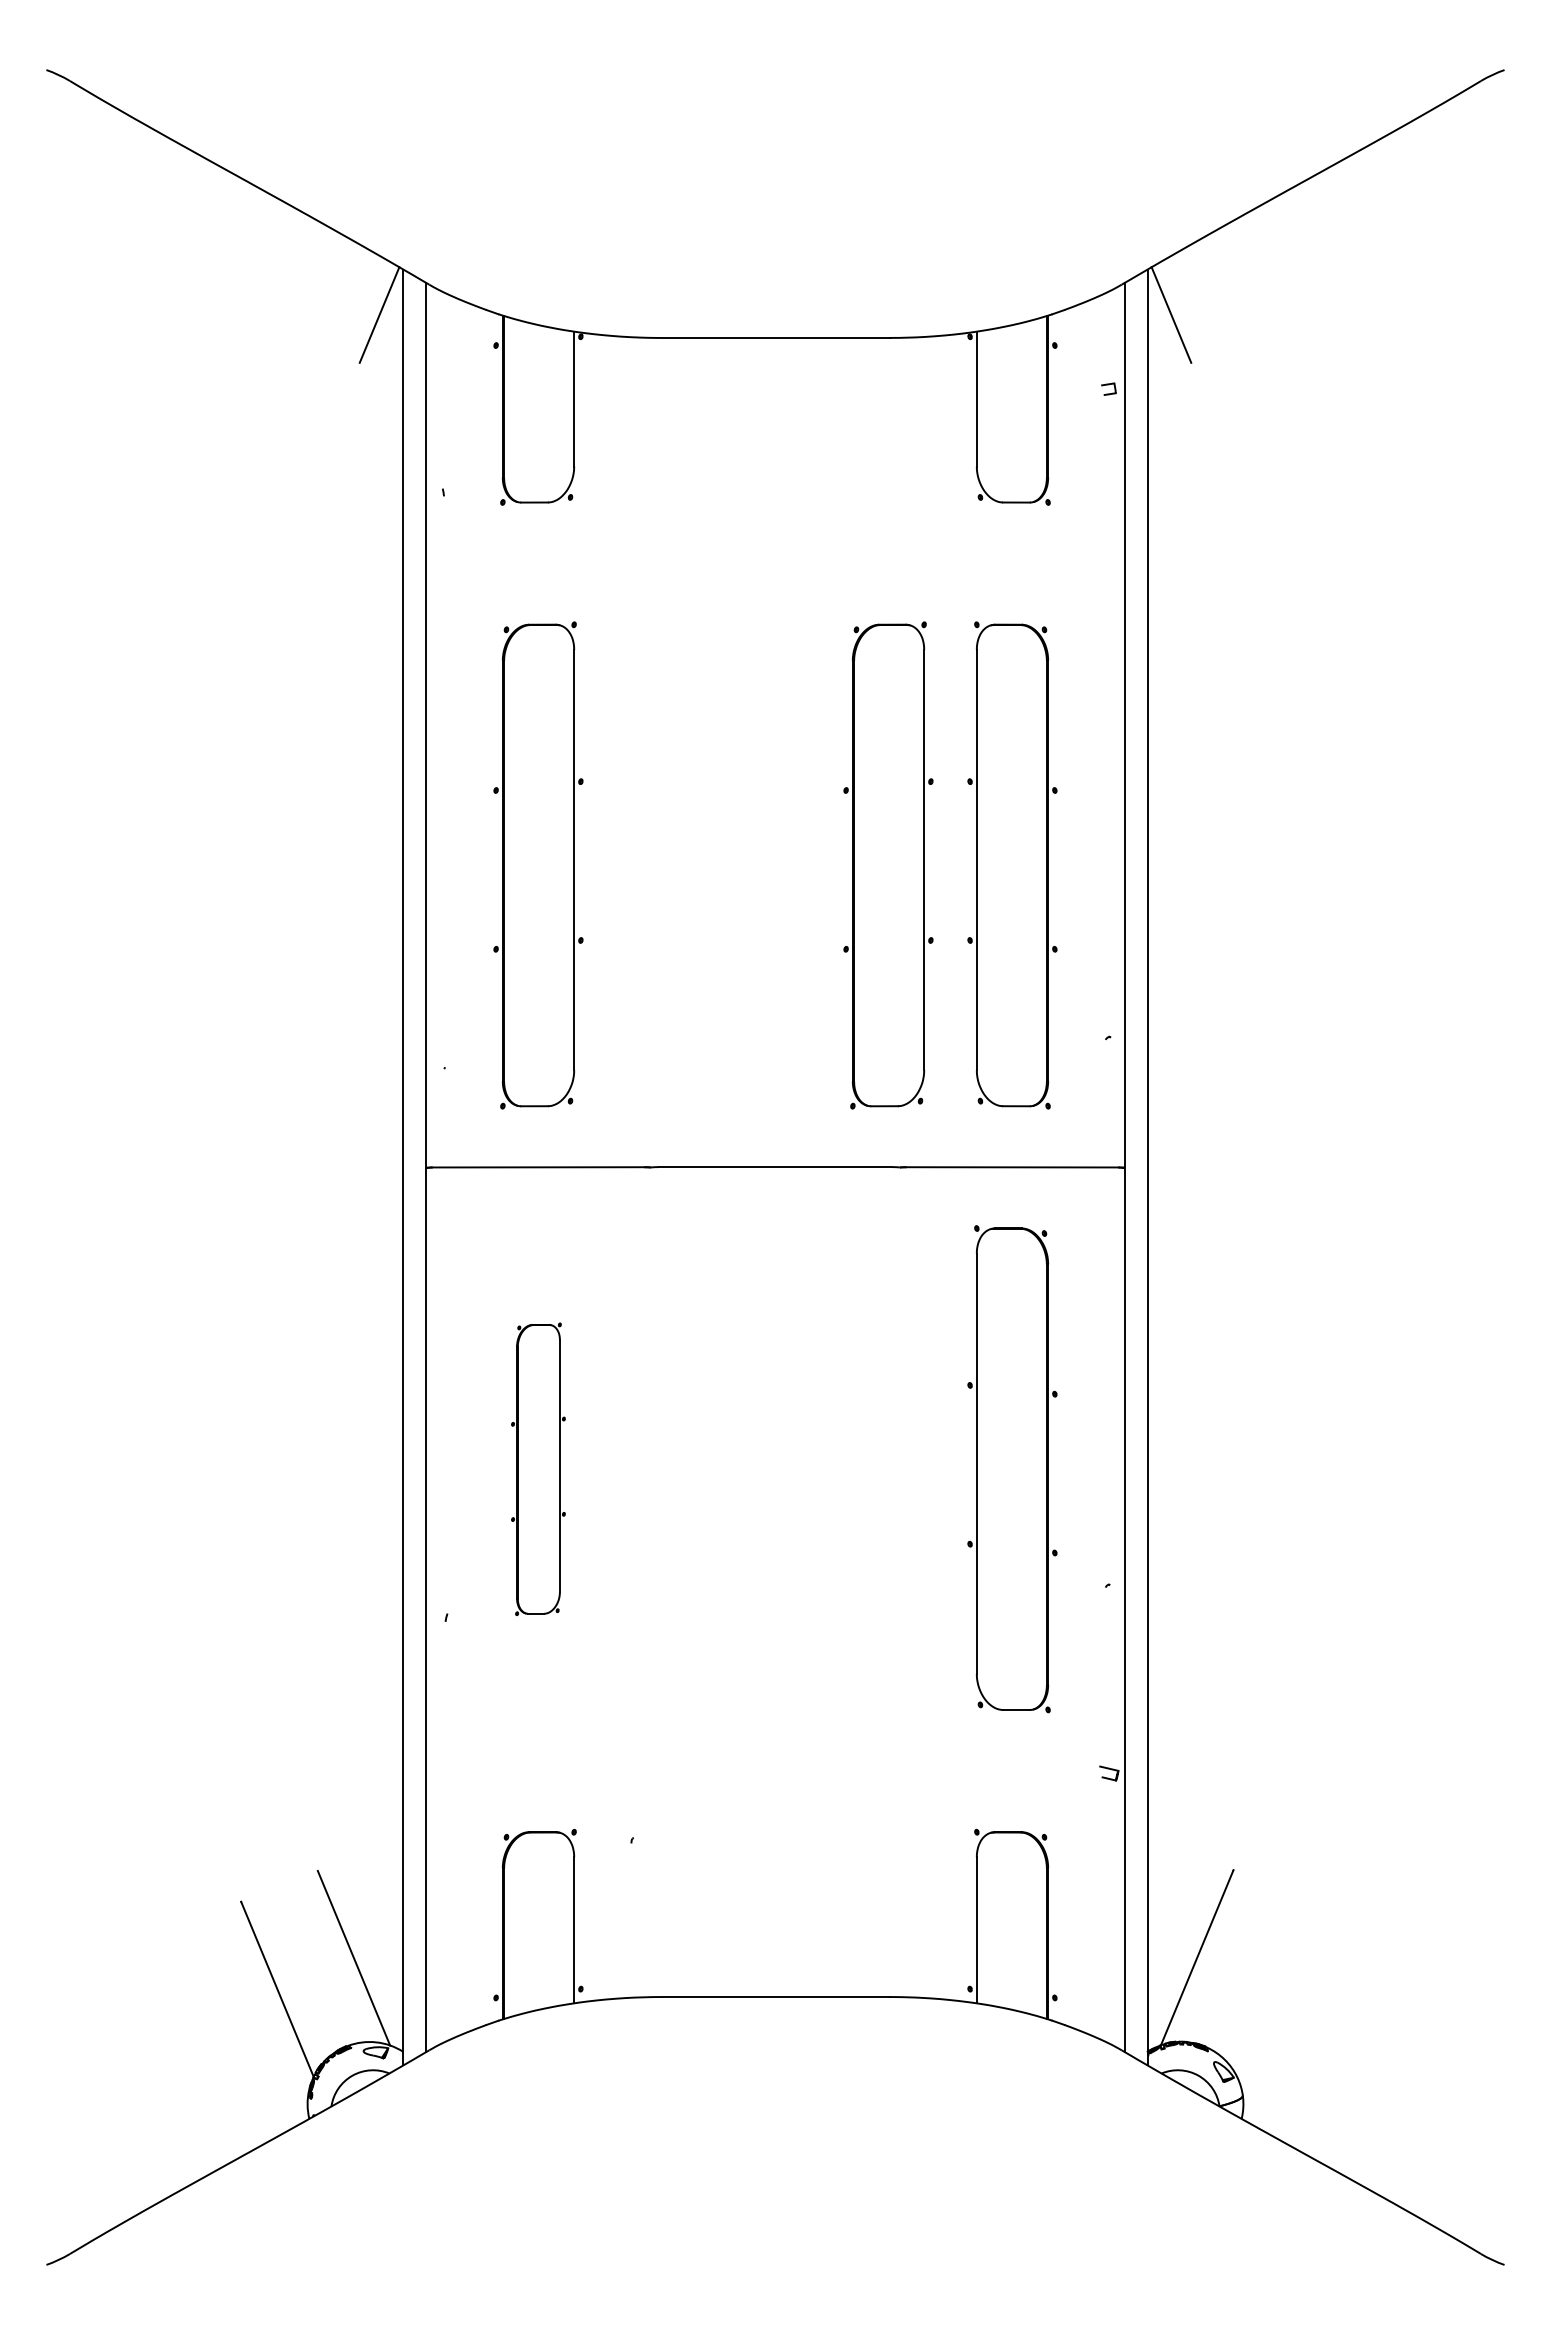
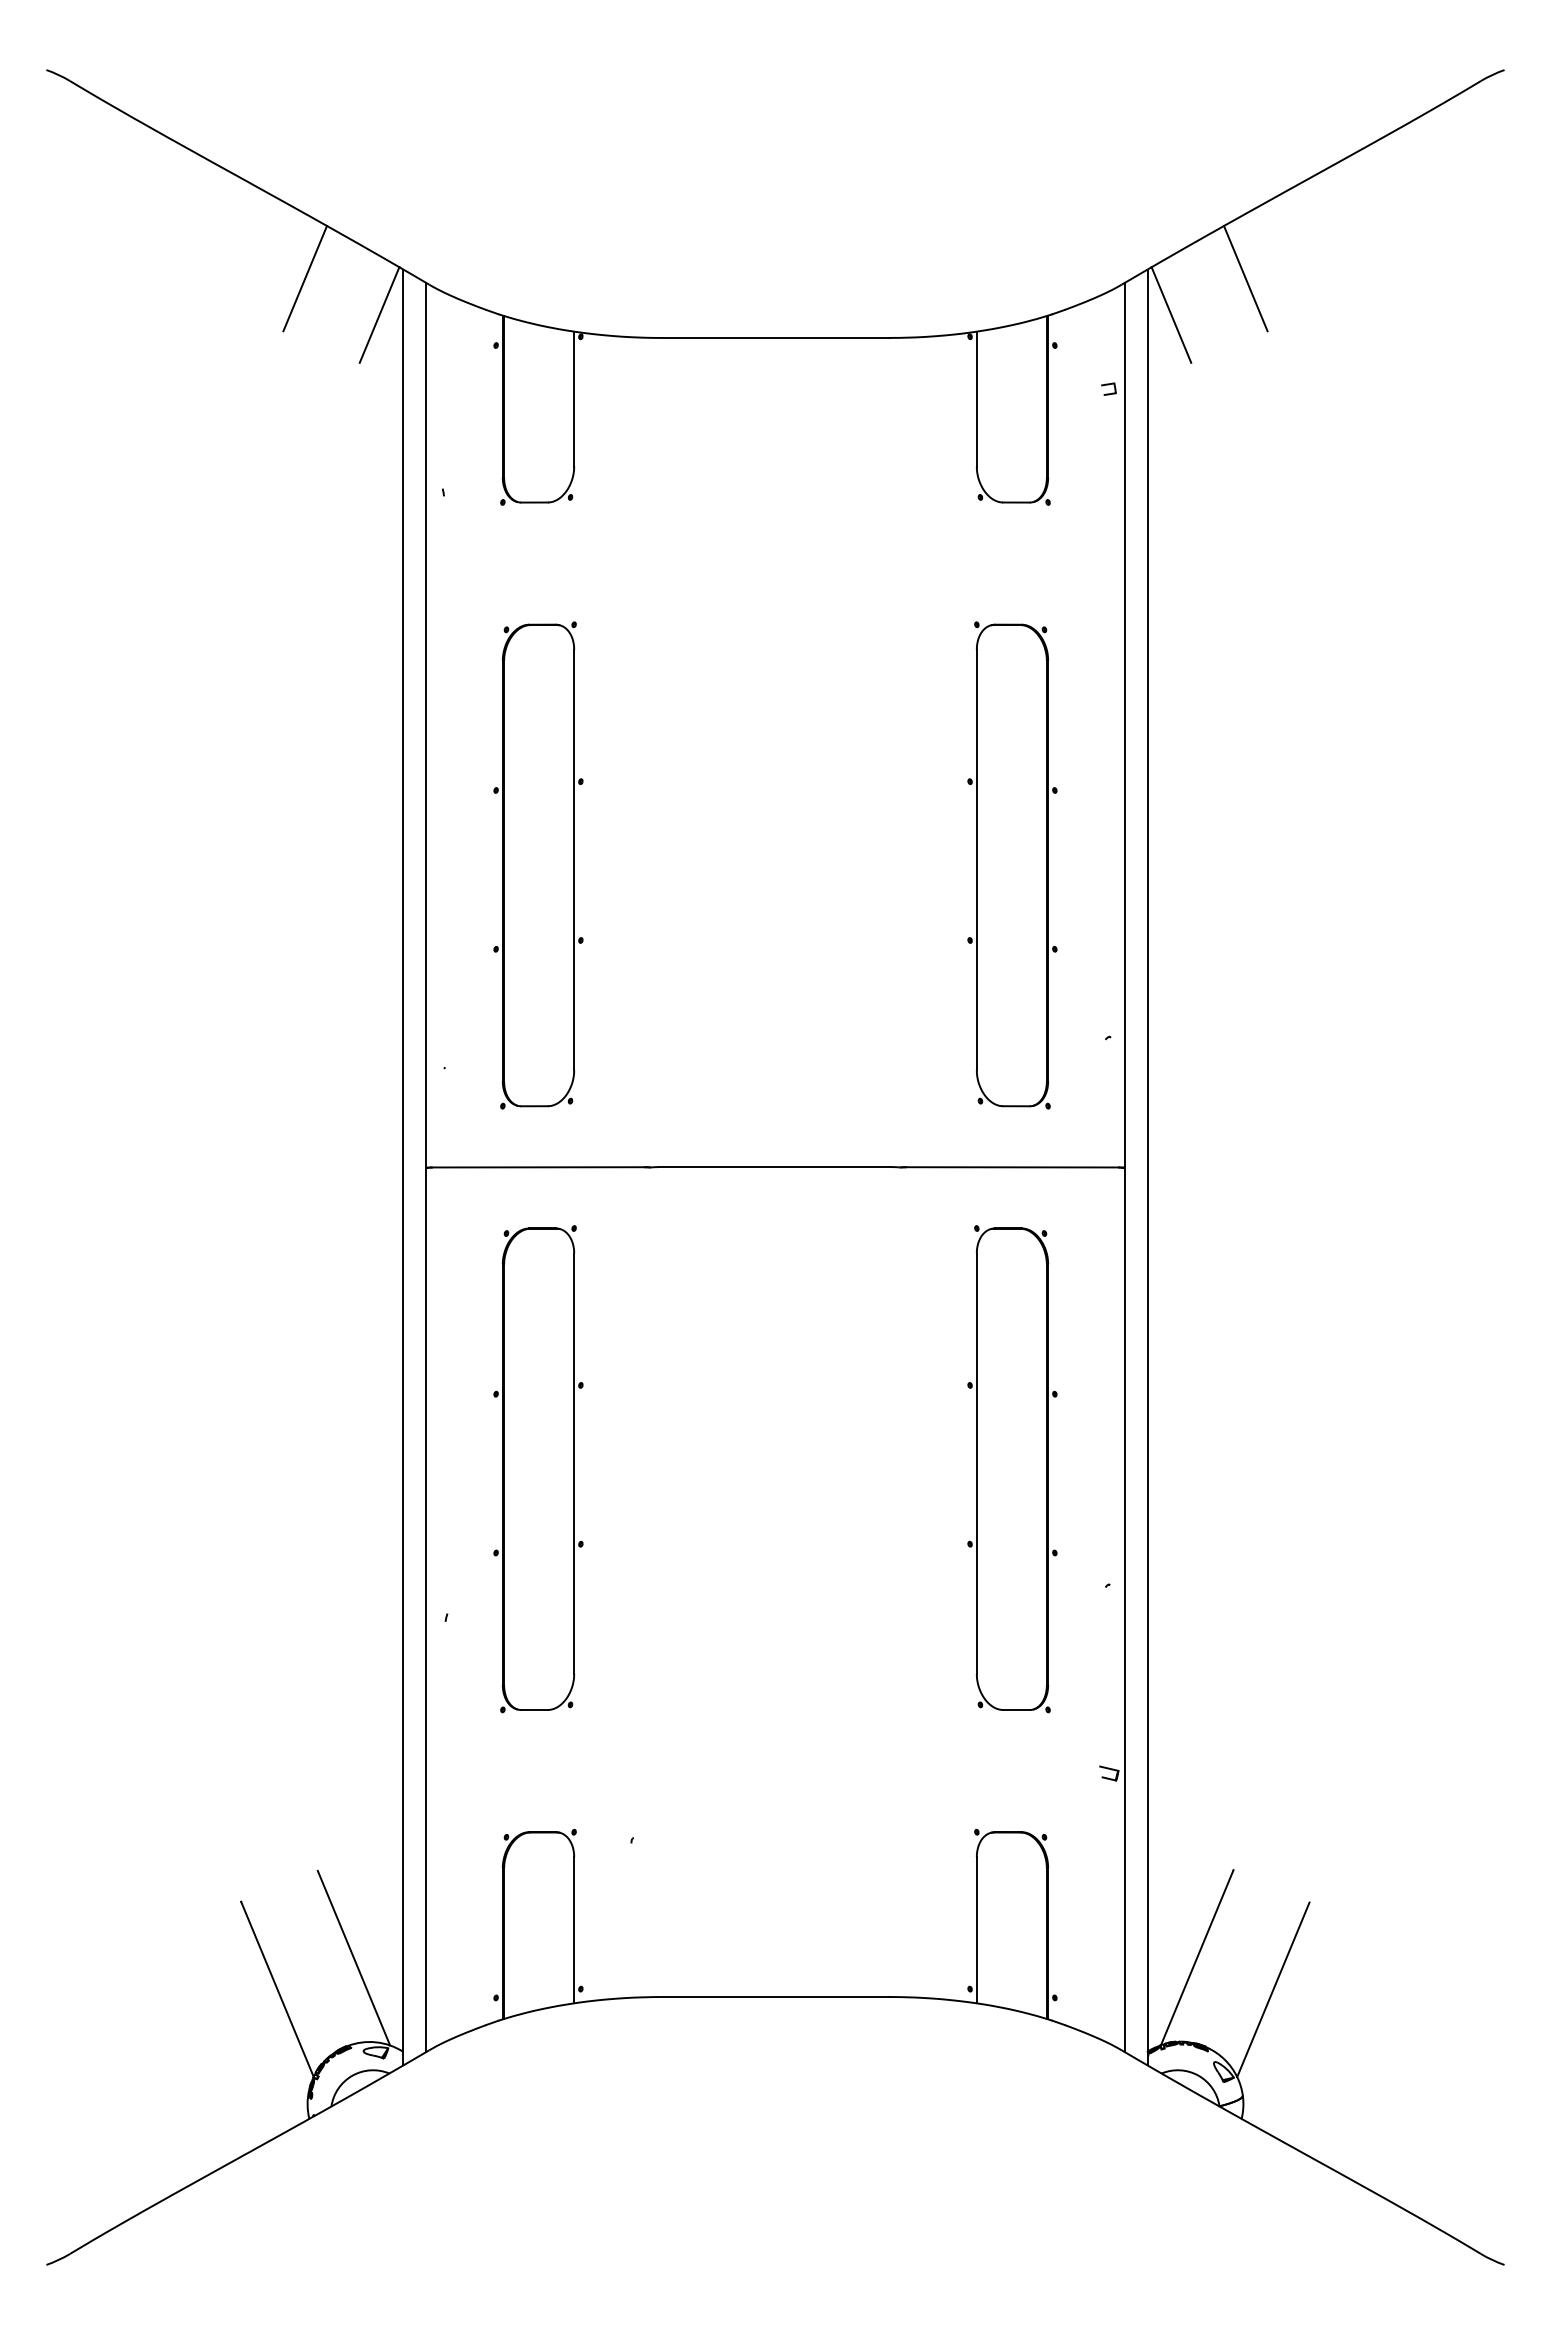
line: none -> present (305, 278)
line: none -> present (1245, 278)
part: present -> none (888, 865)
part size: 55x294 px -> 91x489 px (538, 1469)
line: none -> present (1273, 1989)
